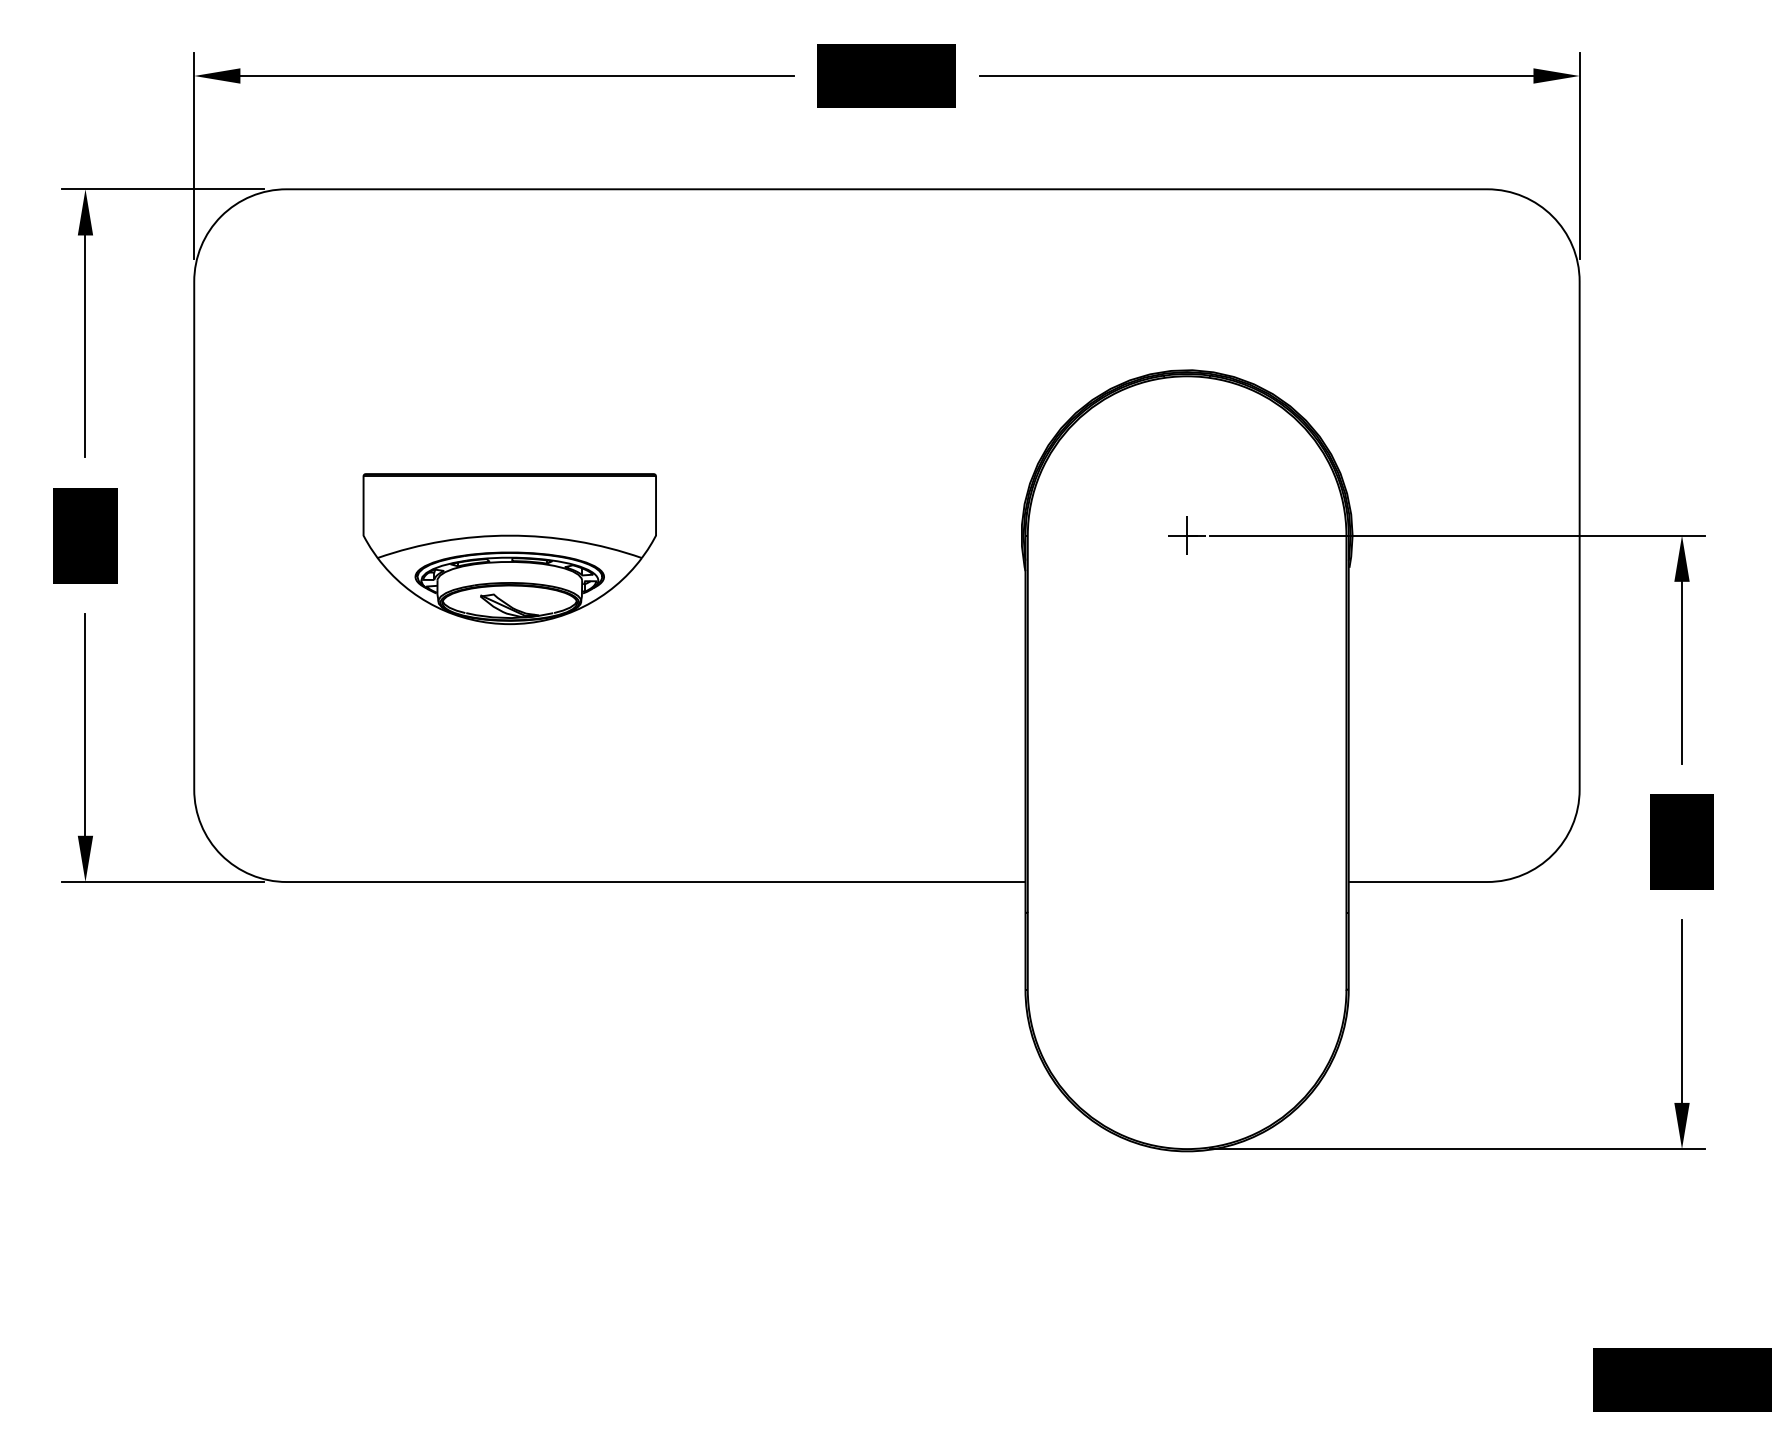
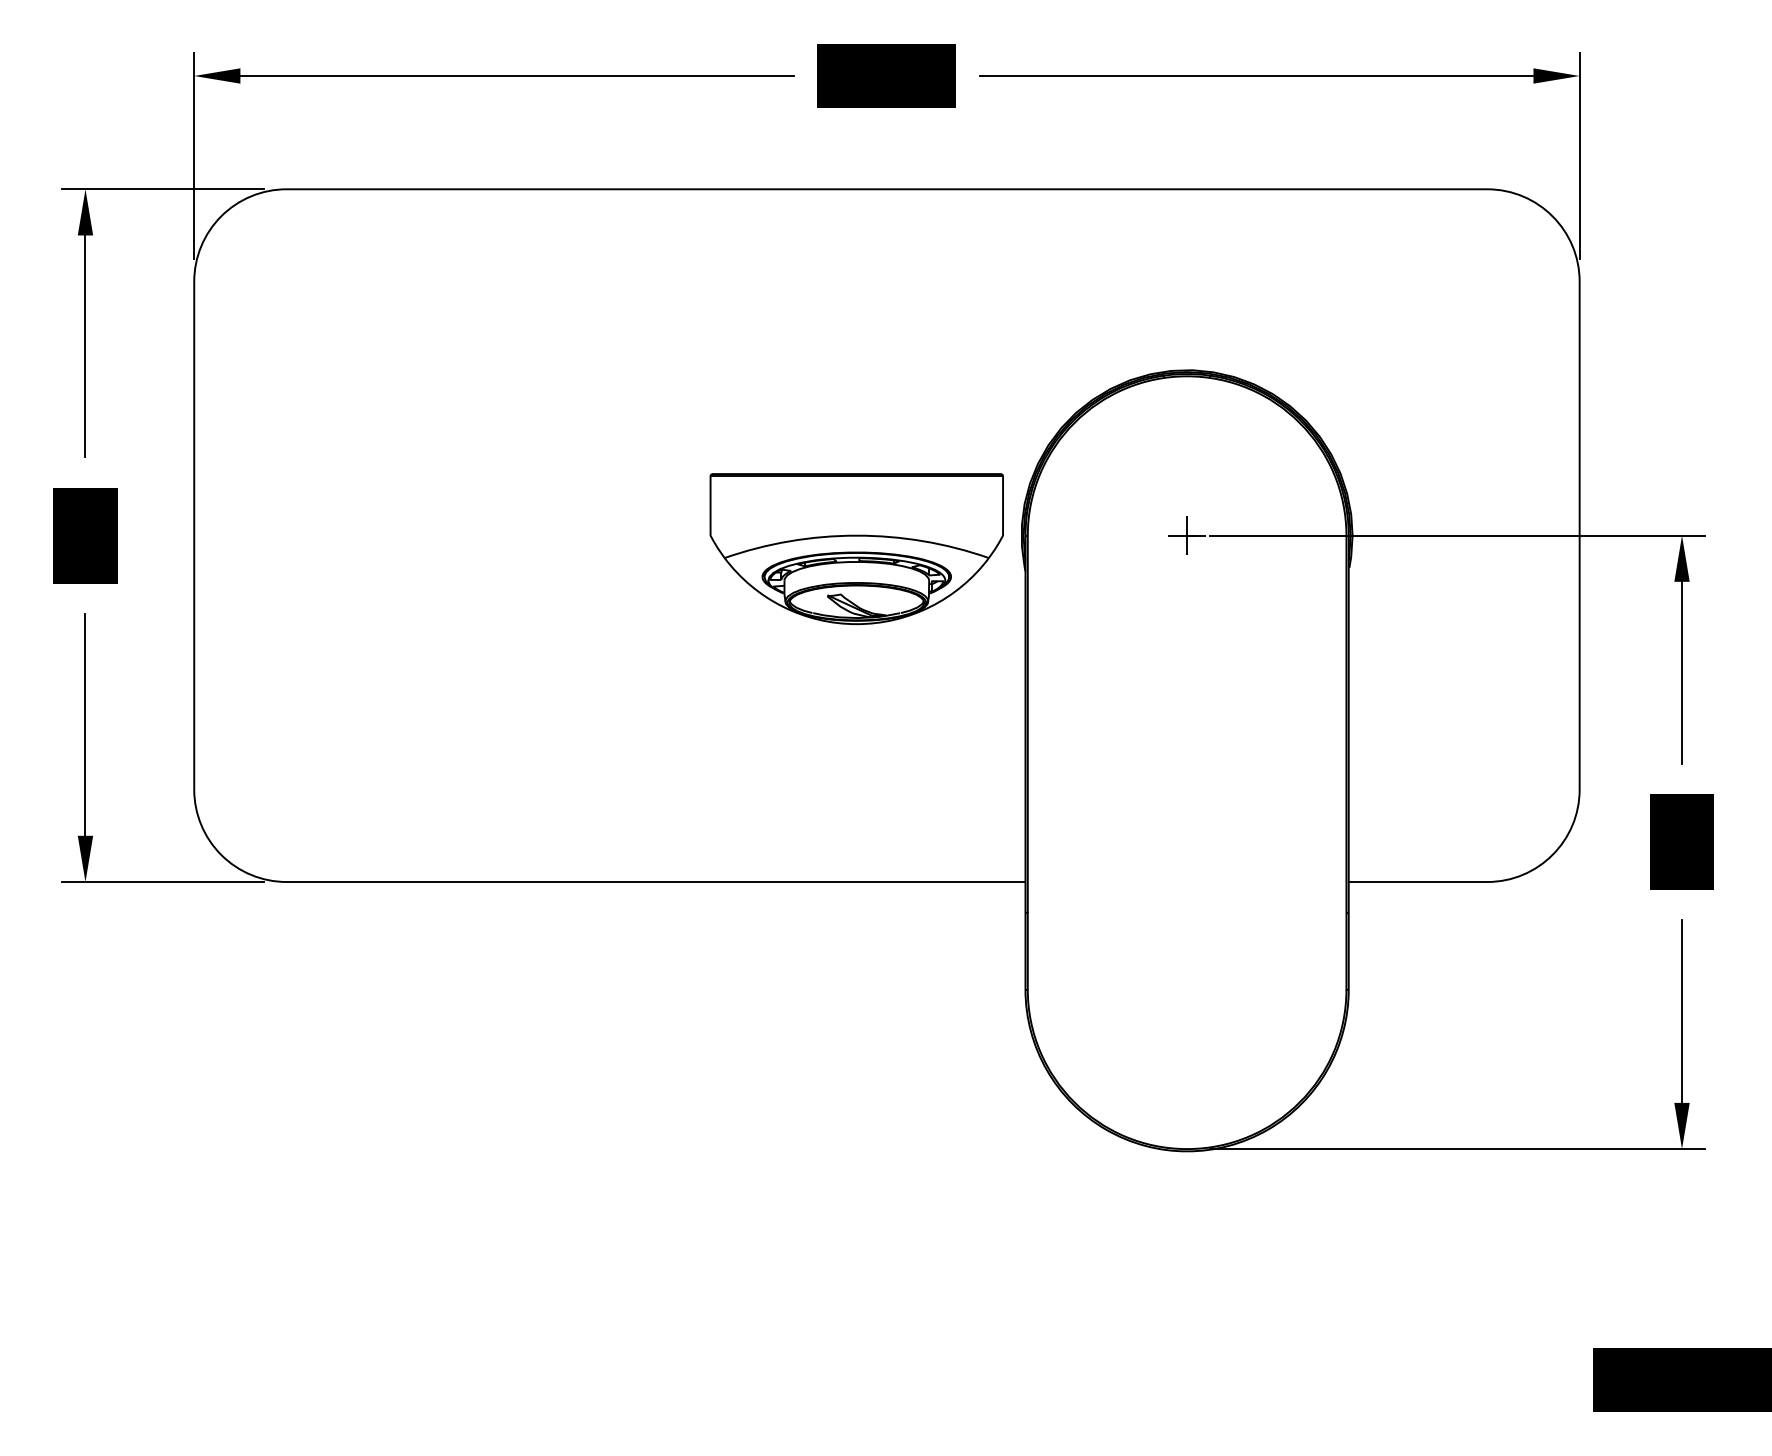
part position: (509, 549) -> (856, 549) (856, 549)
